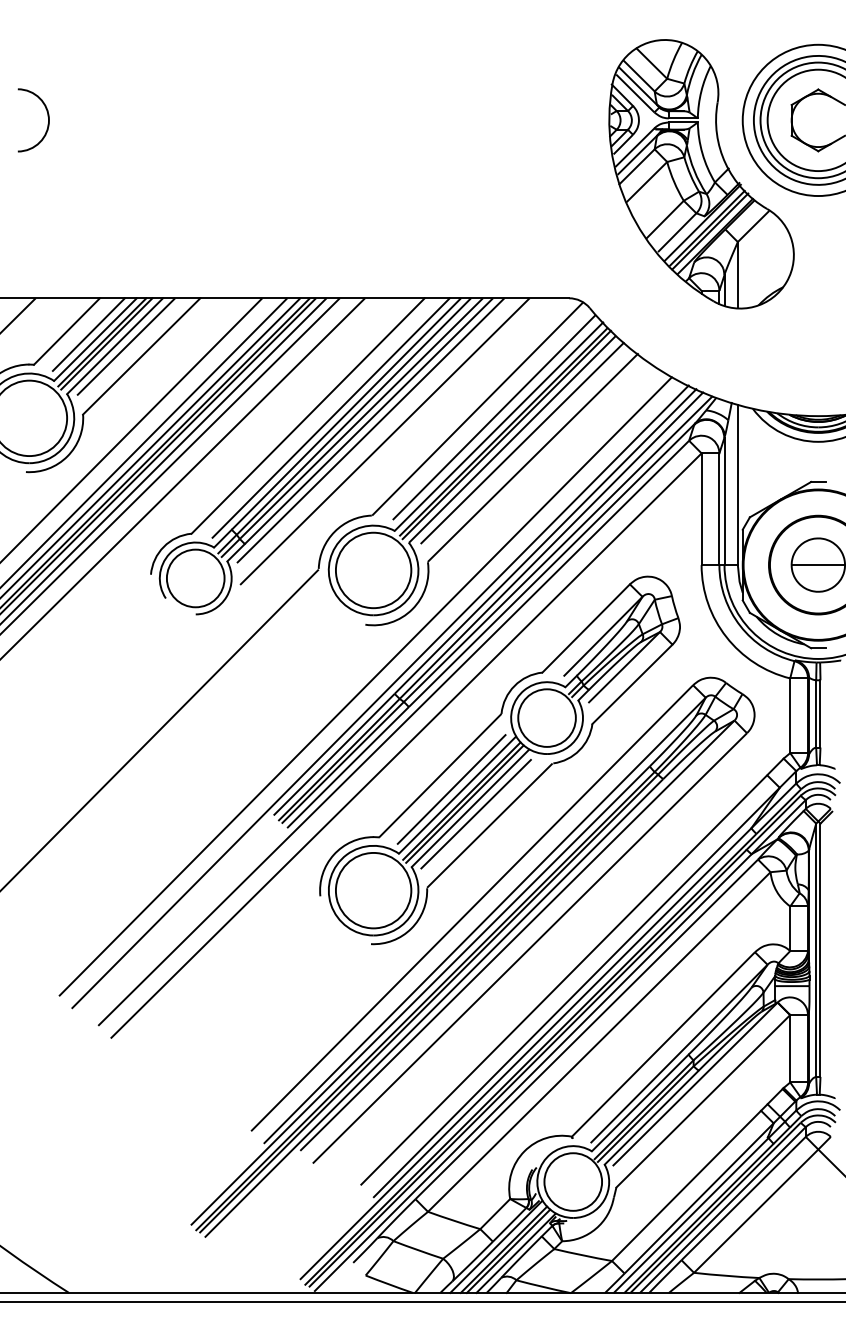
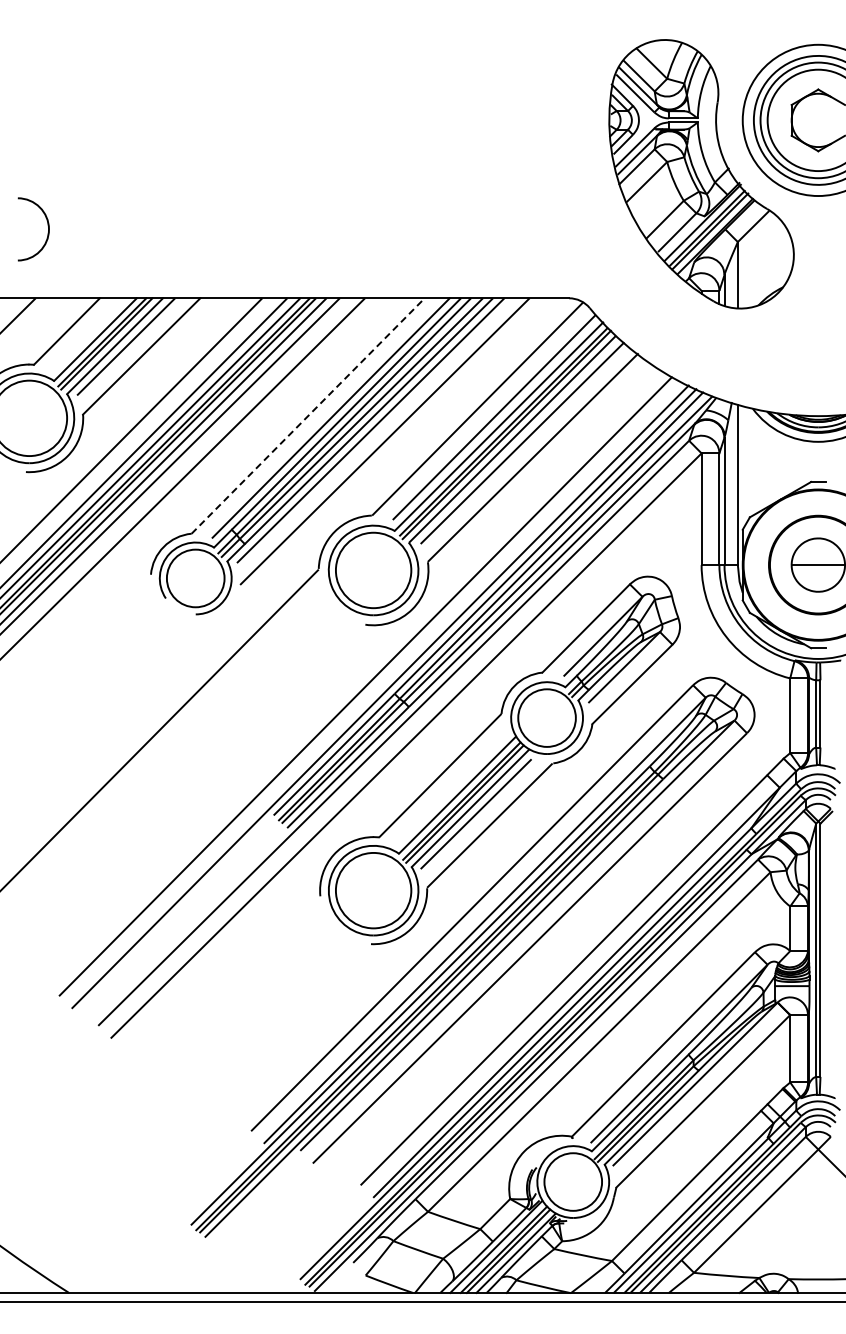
arc position: (47, 116) -> (47, 225) (47, 225)
line: present -> none (88, 334)
line: solid -> dashed (308, 416)
line: present -> none (451, 789)
